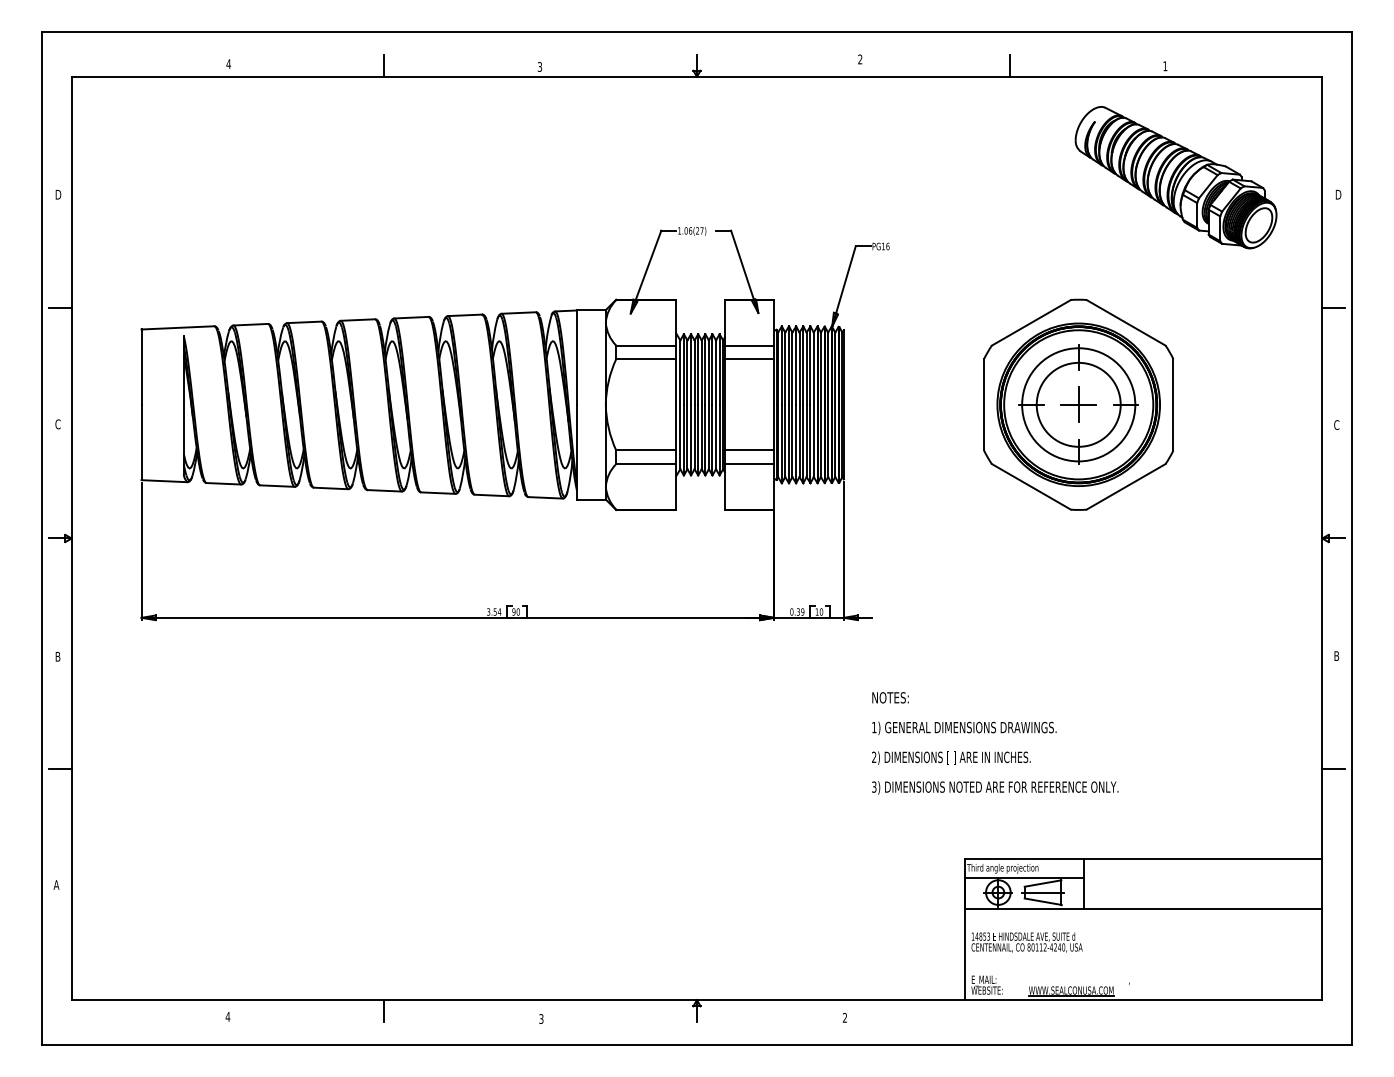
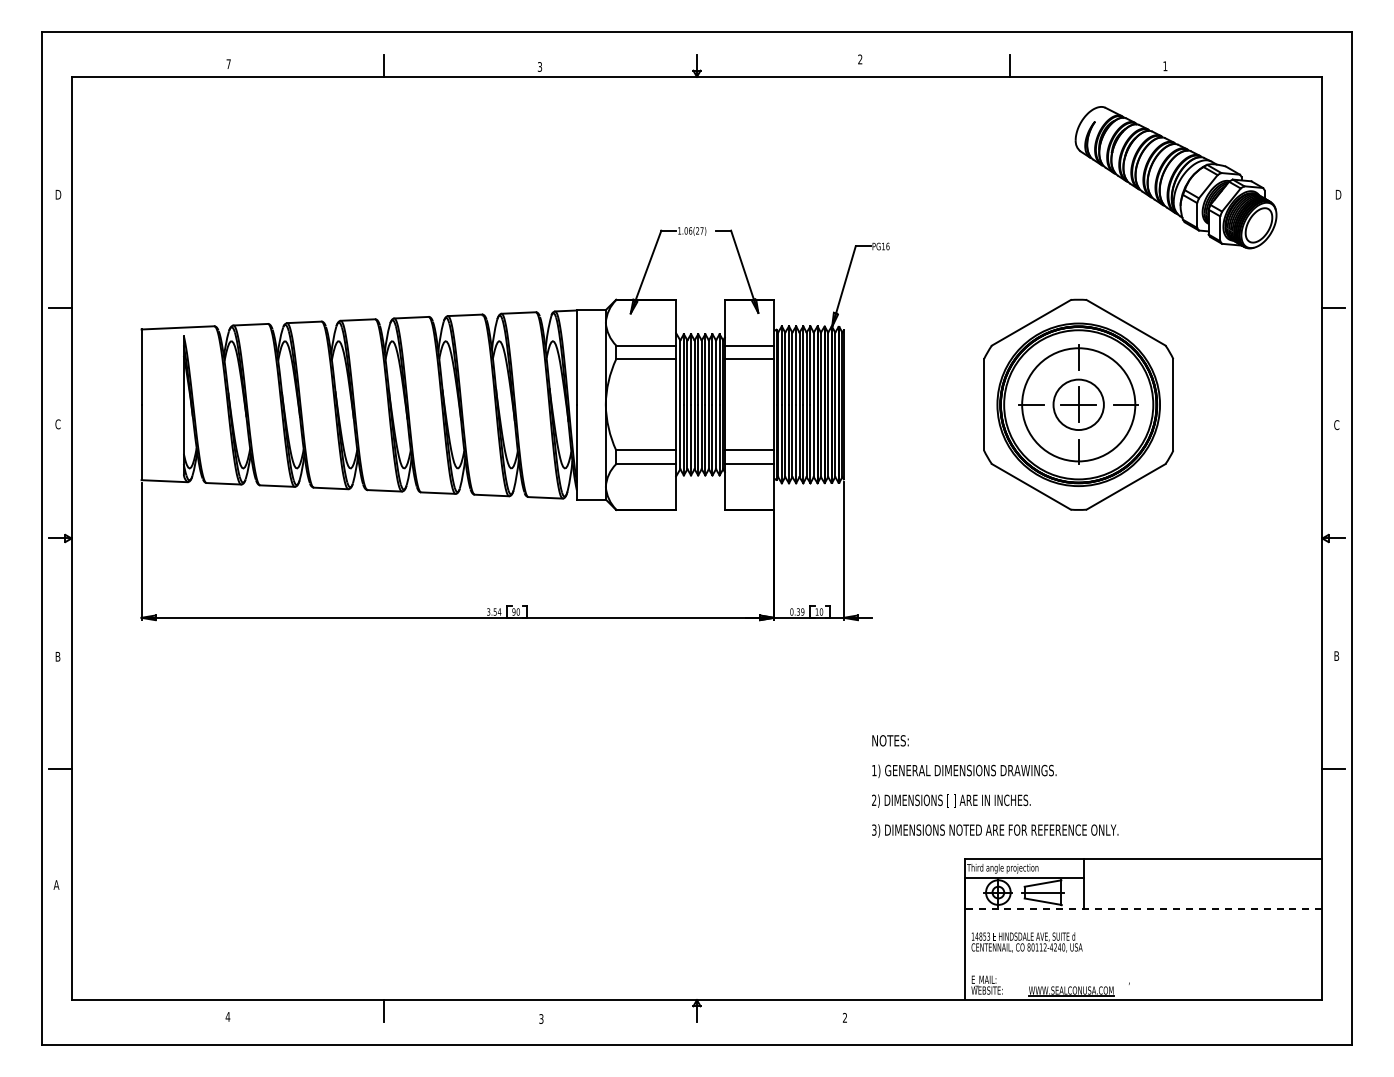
text: 4 -> 7 (228, 63)
circle diameter: 84 px -> 50 px (1078, 404)
text position: (995, 743) -> (995, 786) (995, 786)
line: solid -> dashed (1143, 909)
